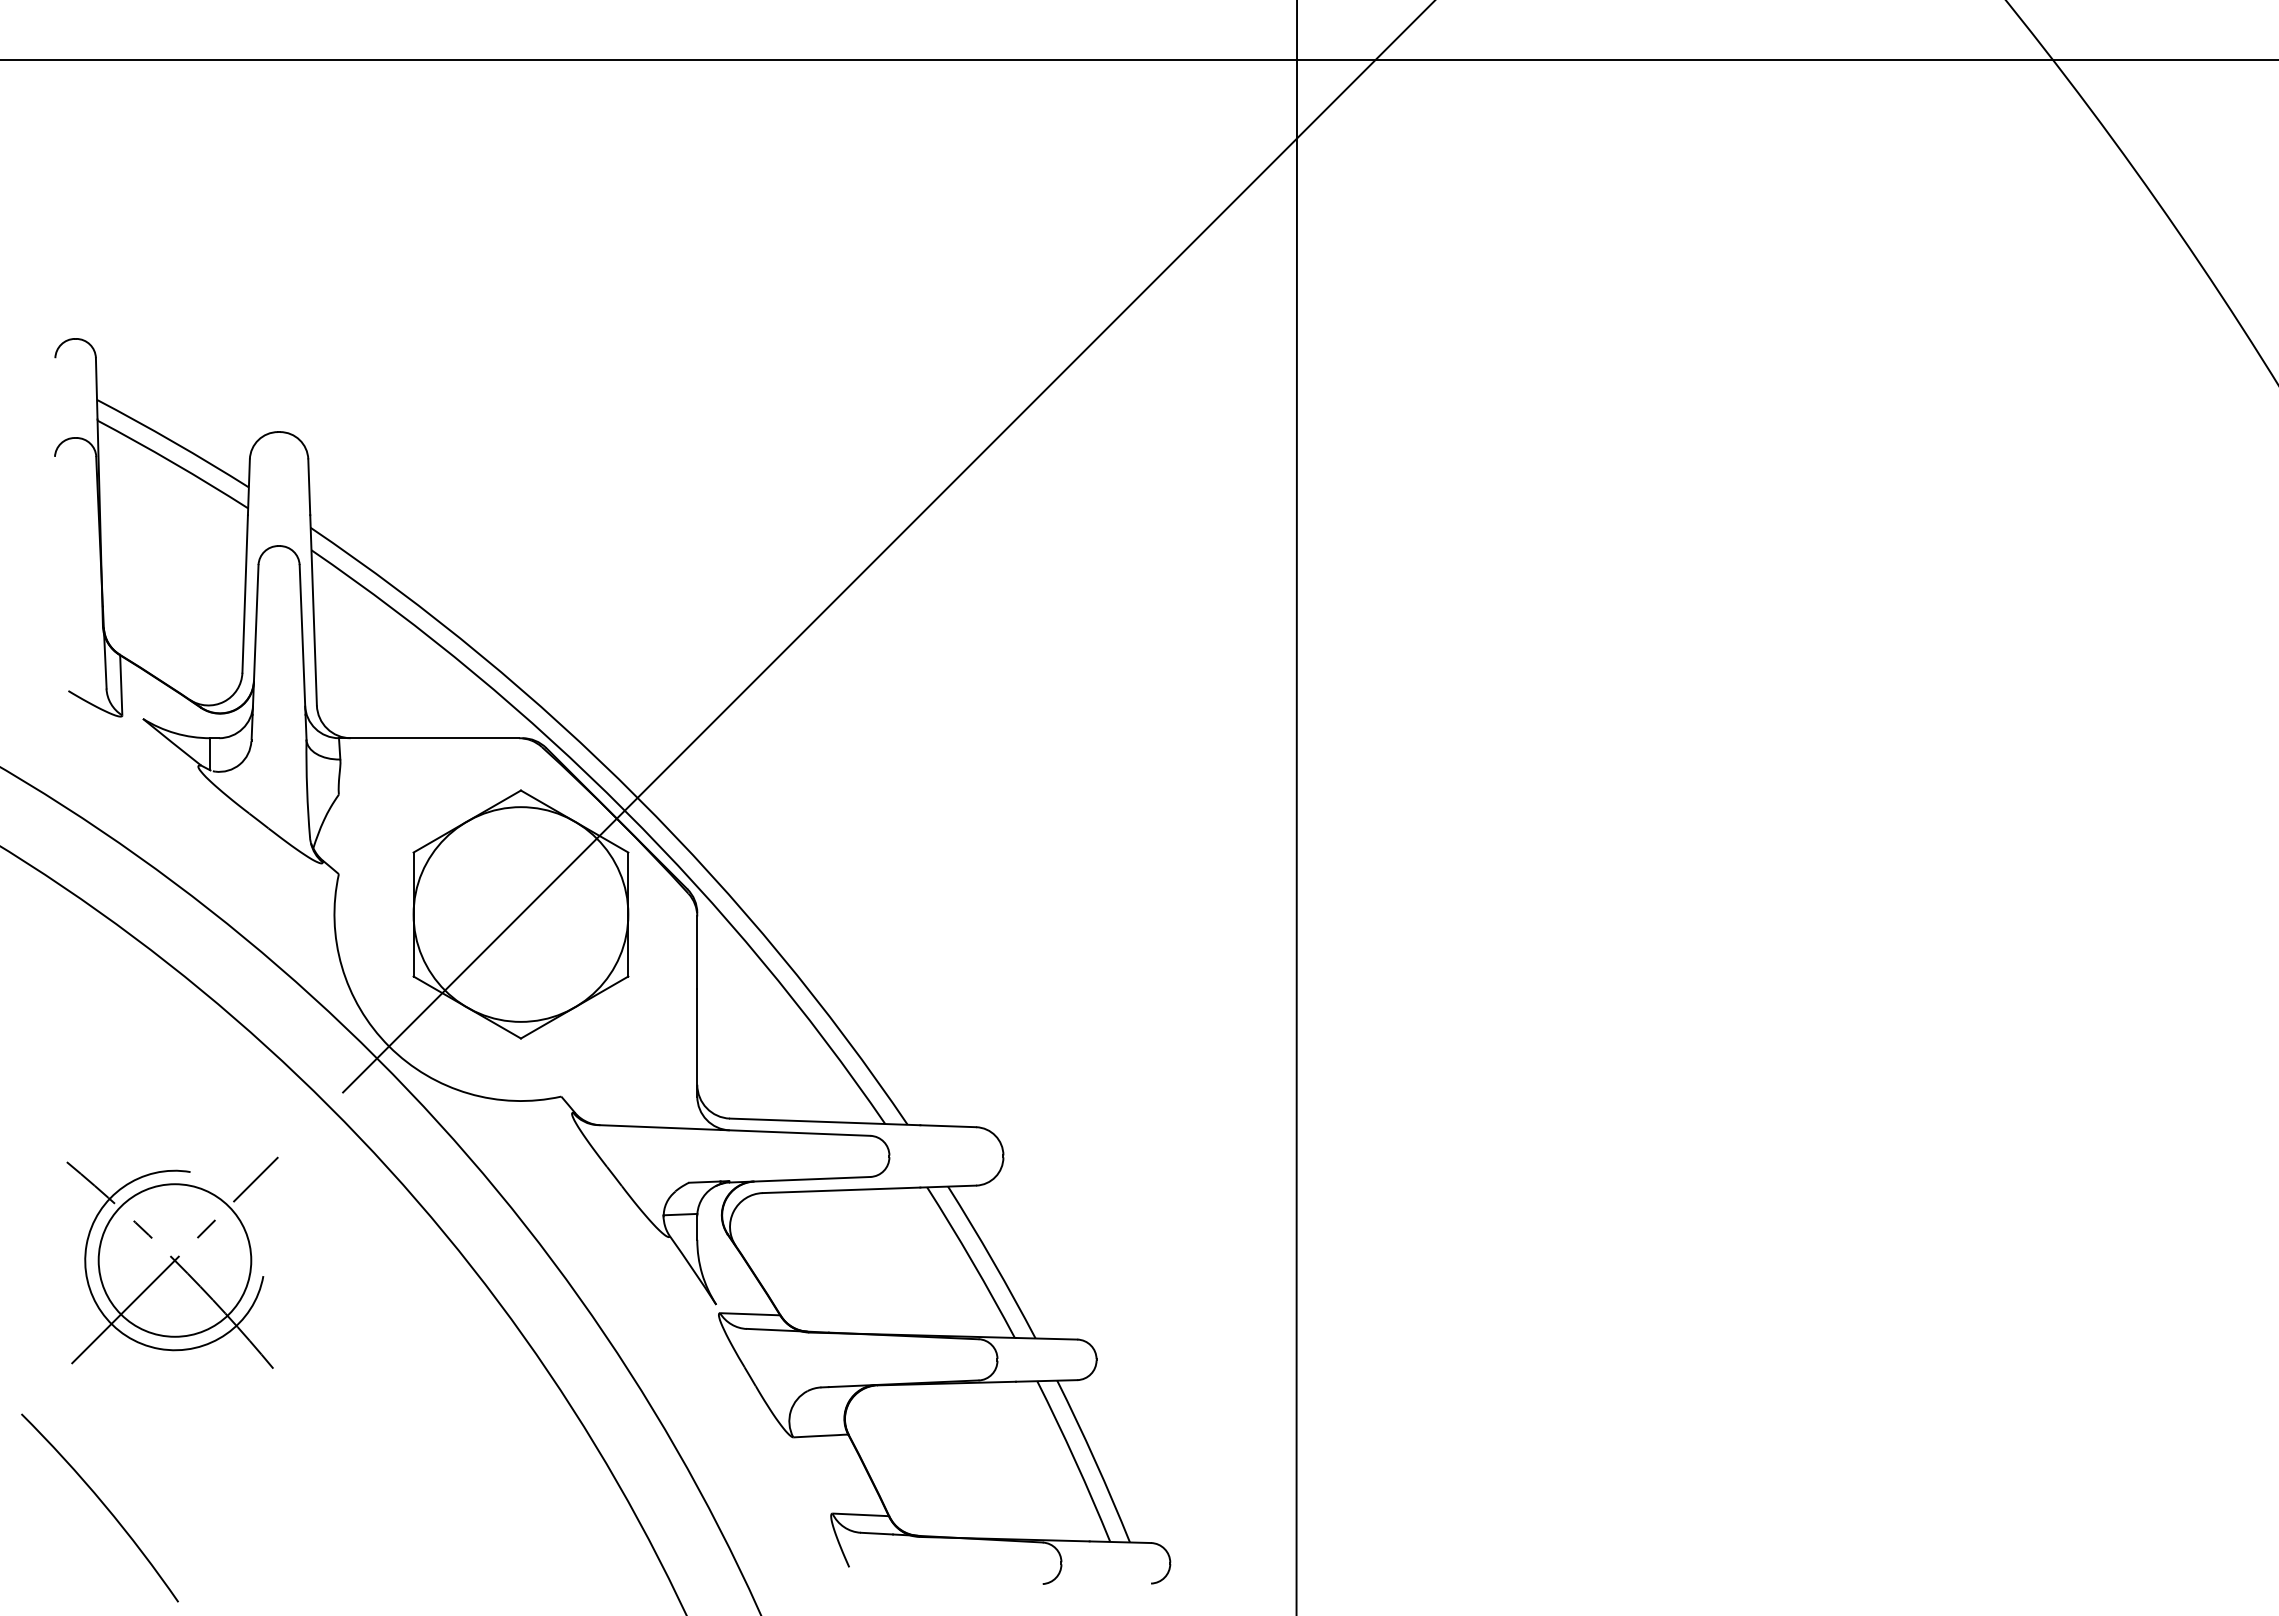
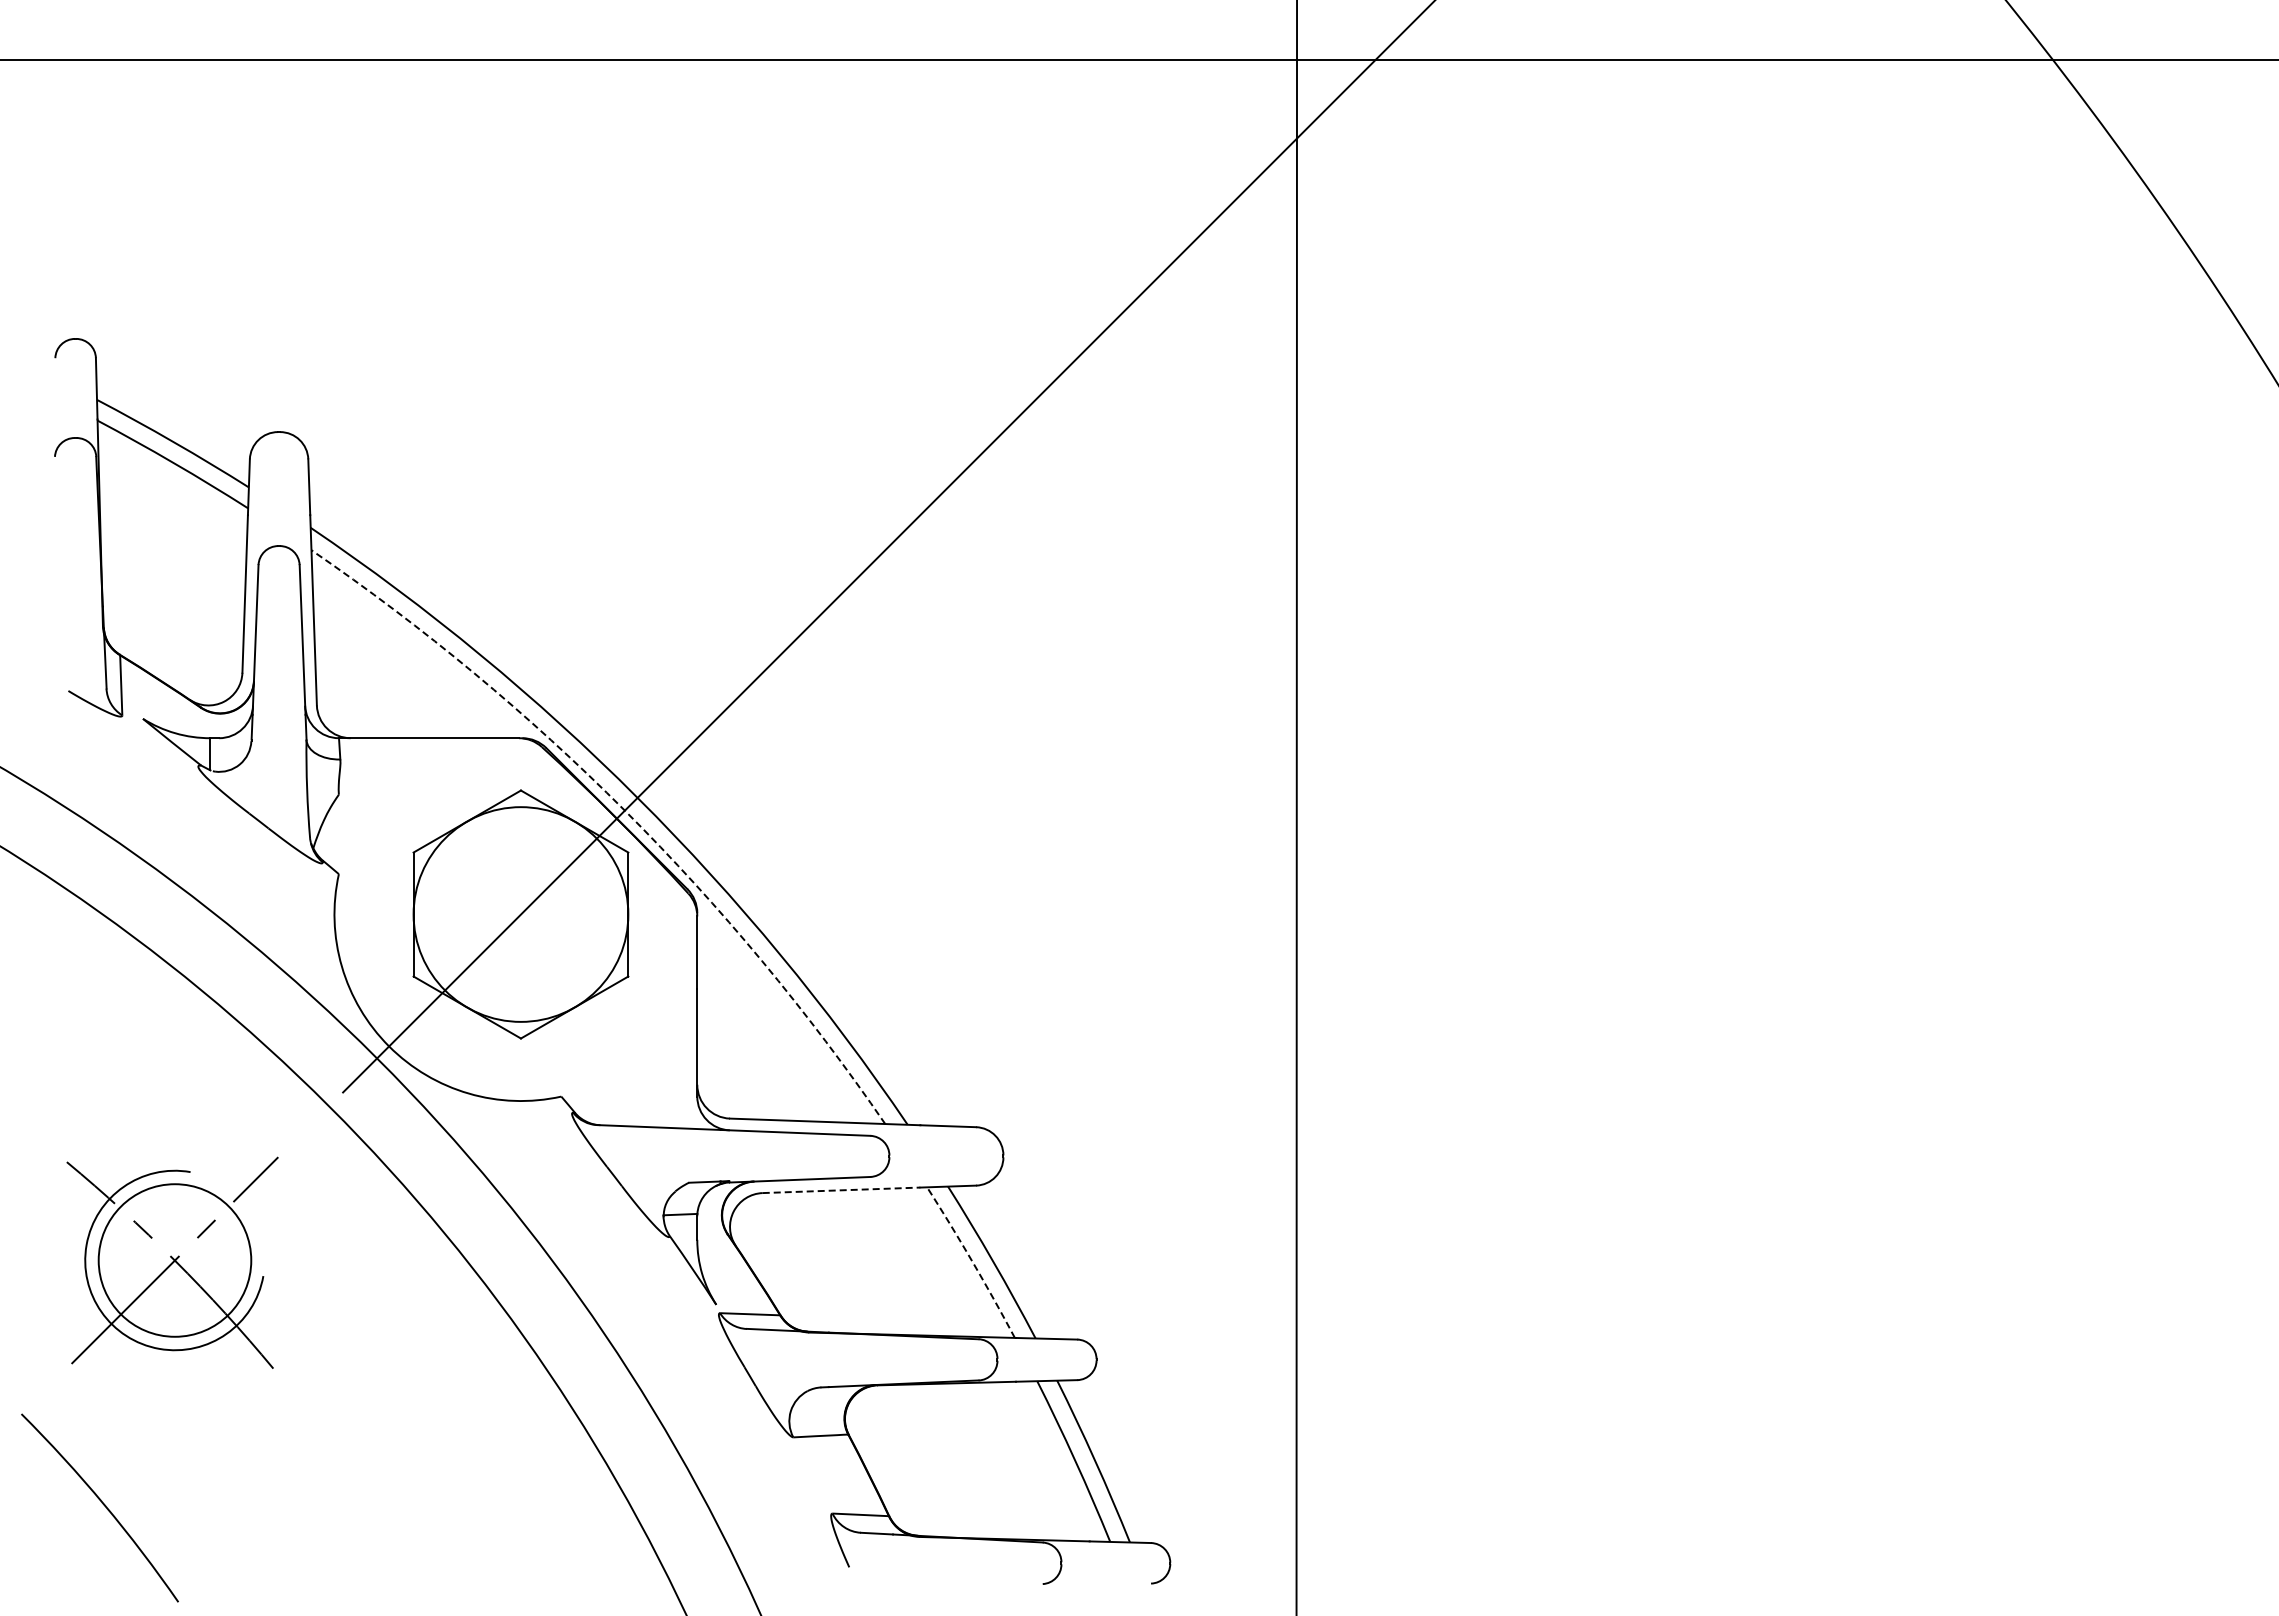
arc: solid -> dashed (624, 810)
line: solid -> dashed (841, 1190)
arc: solid -> dashed (972, 1261)
